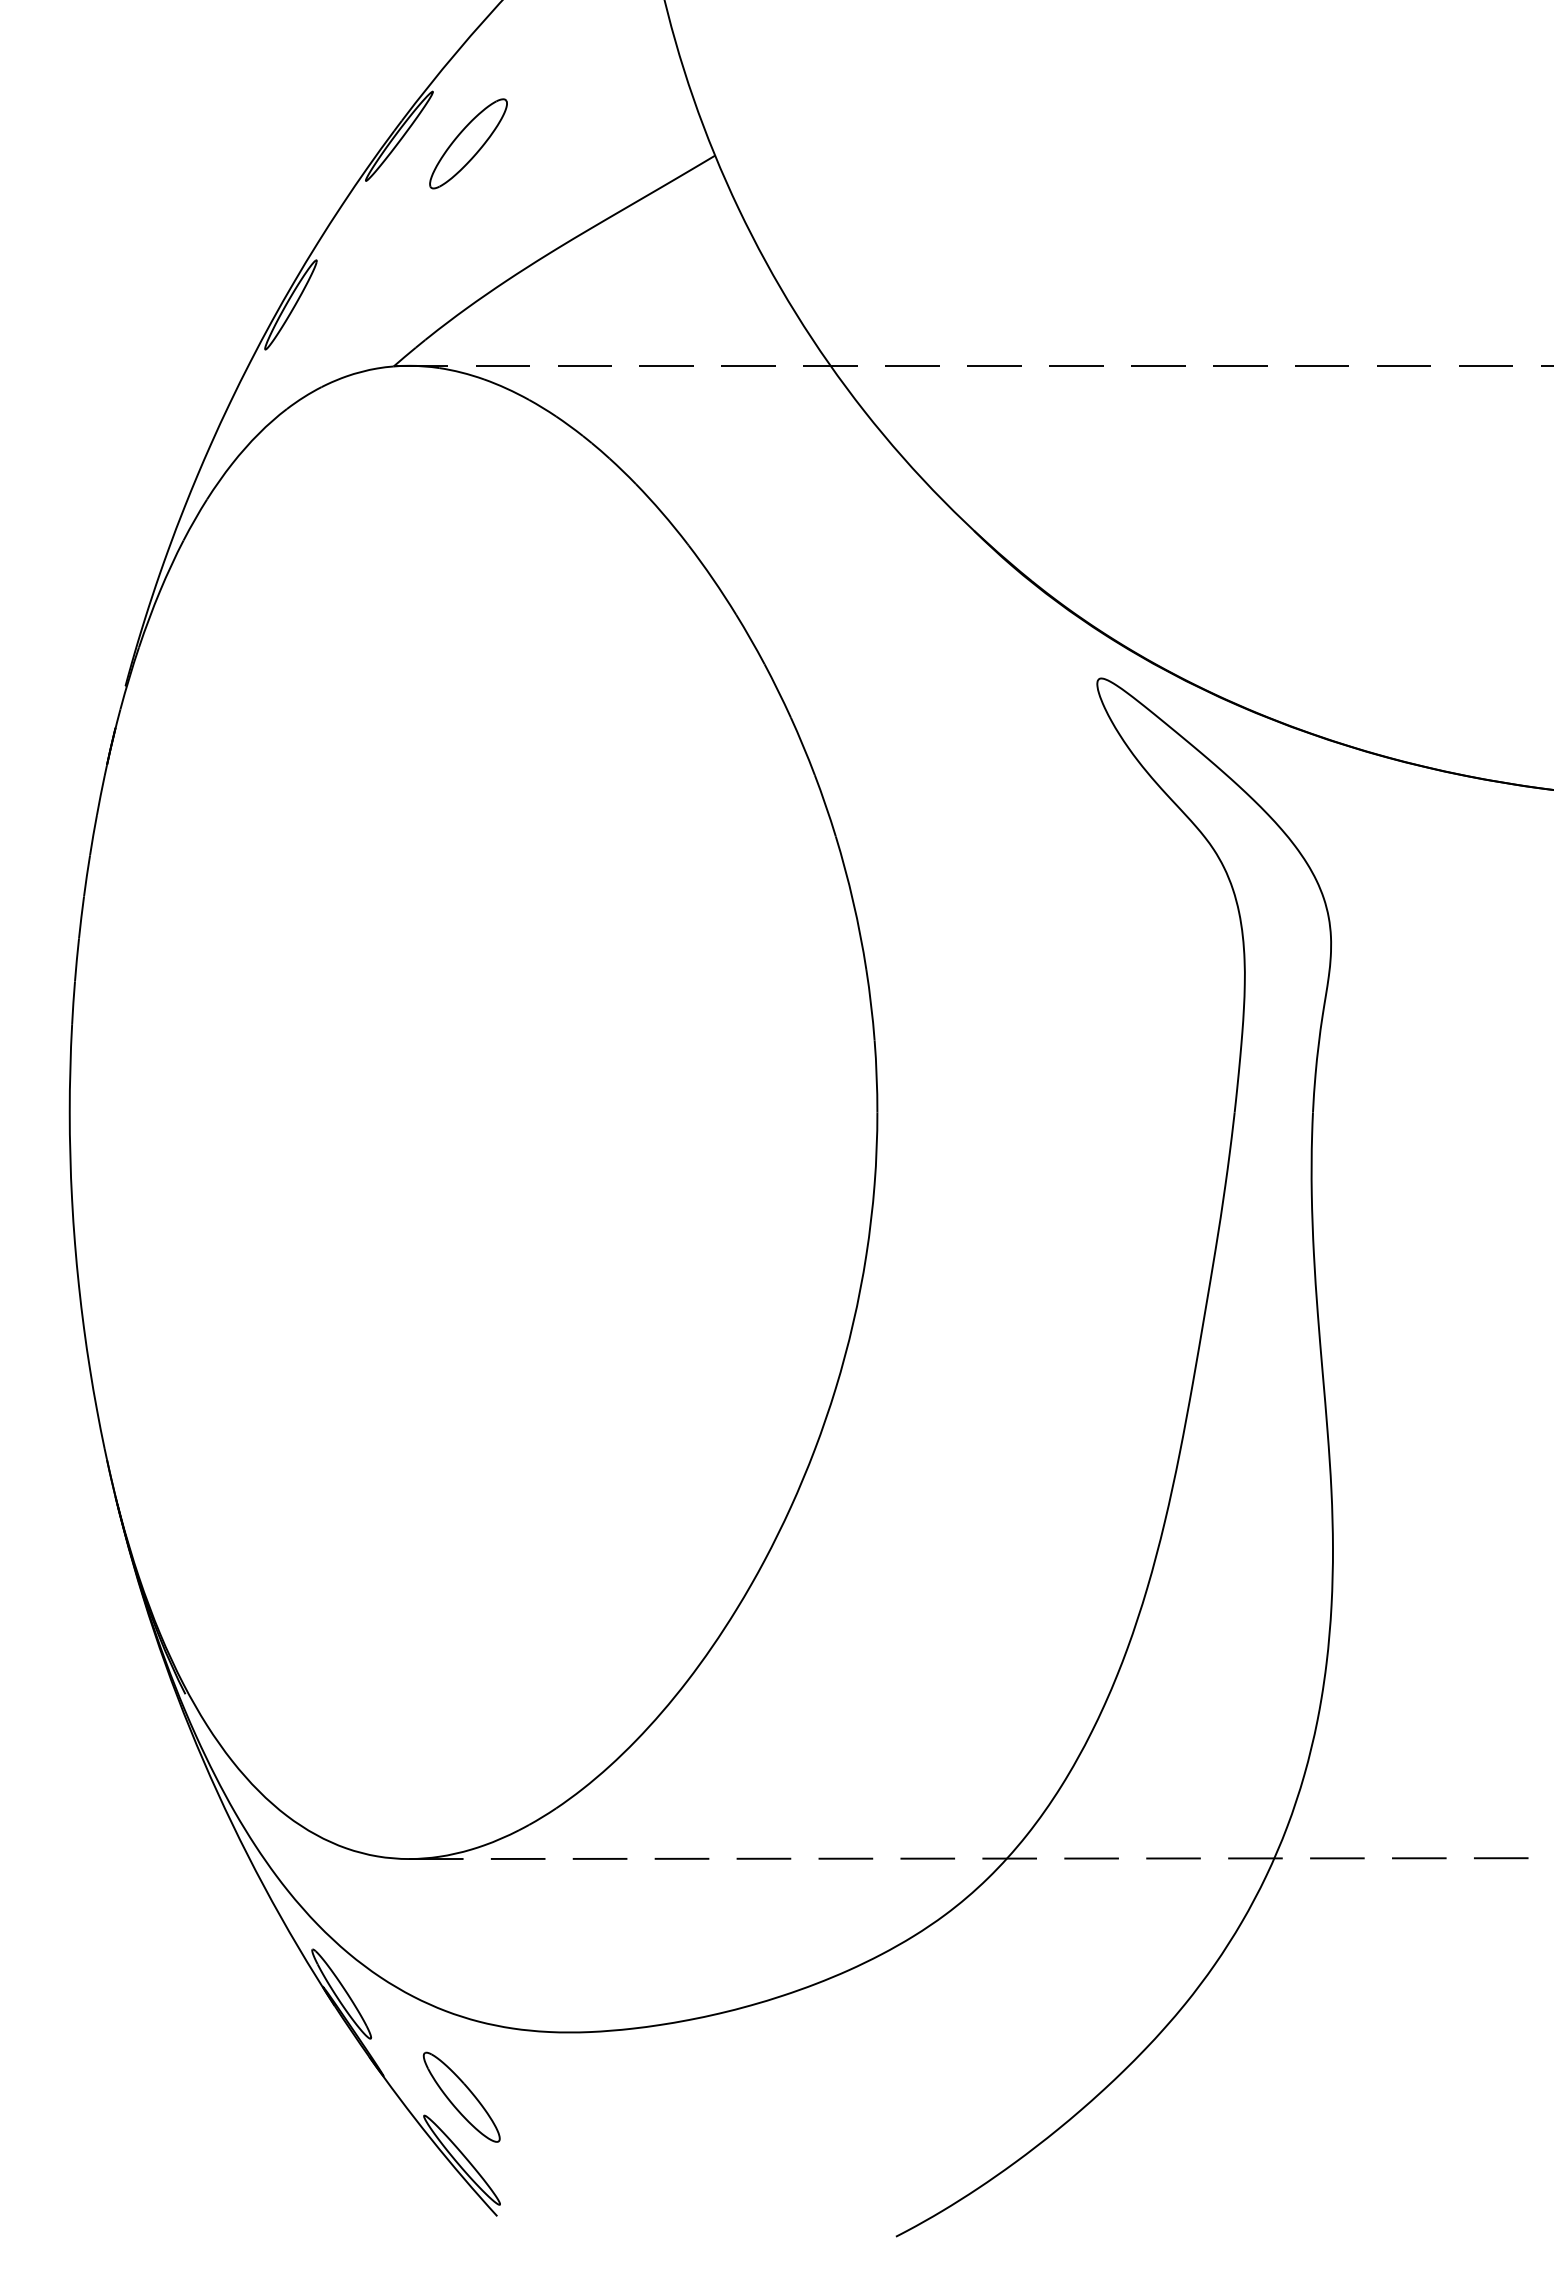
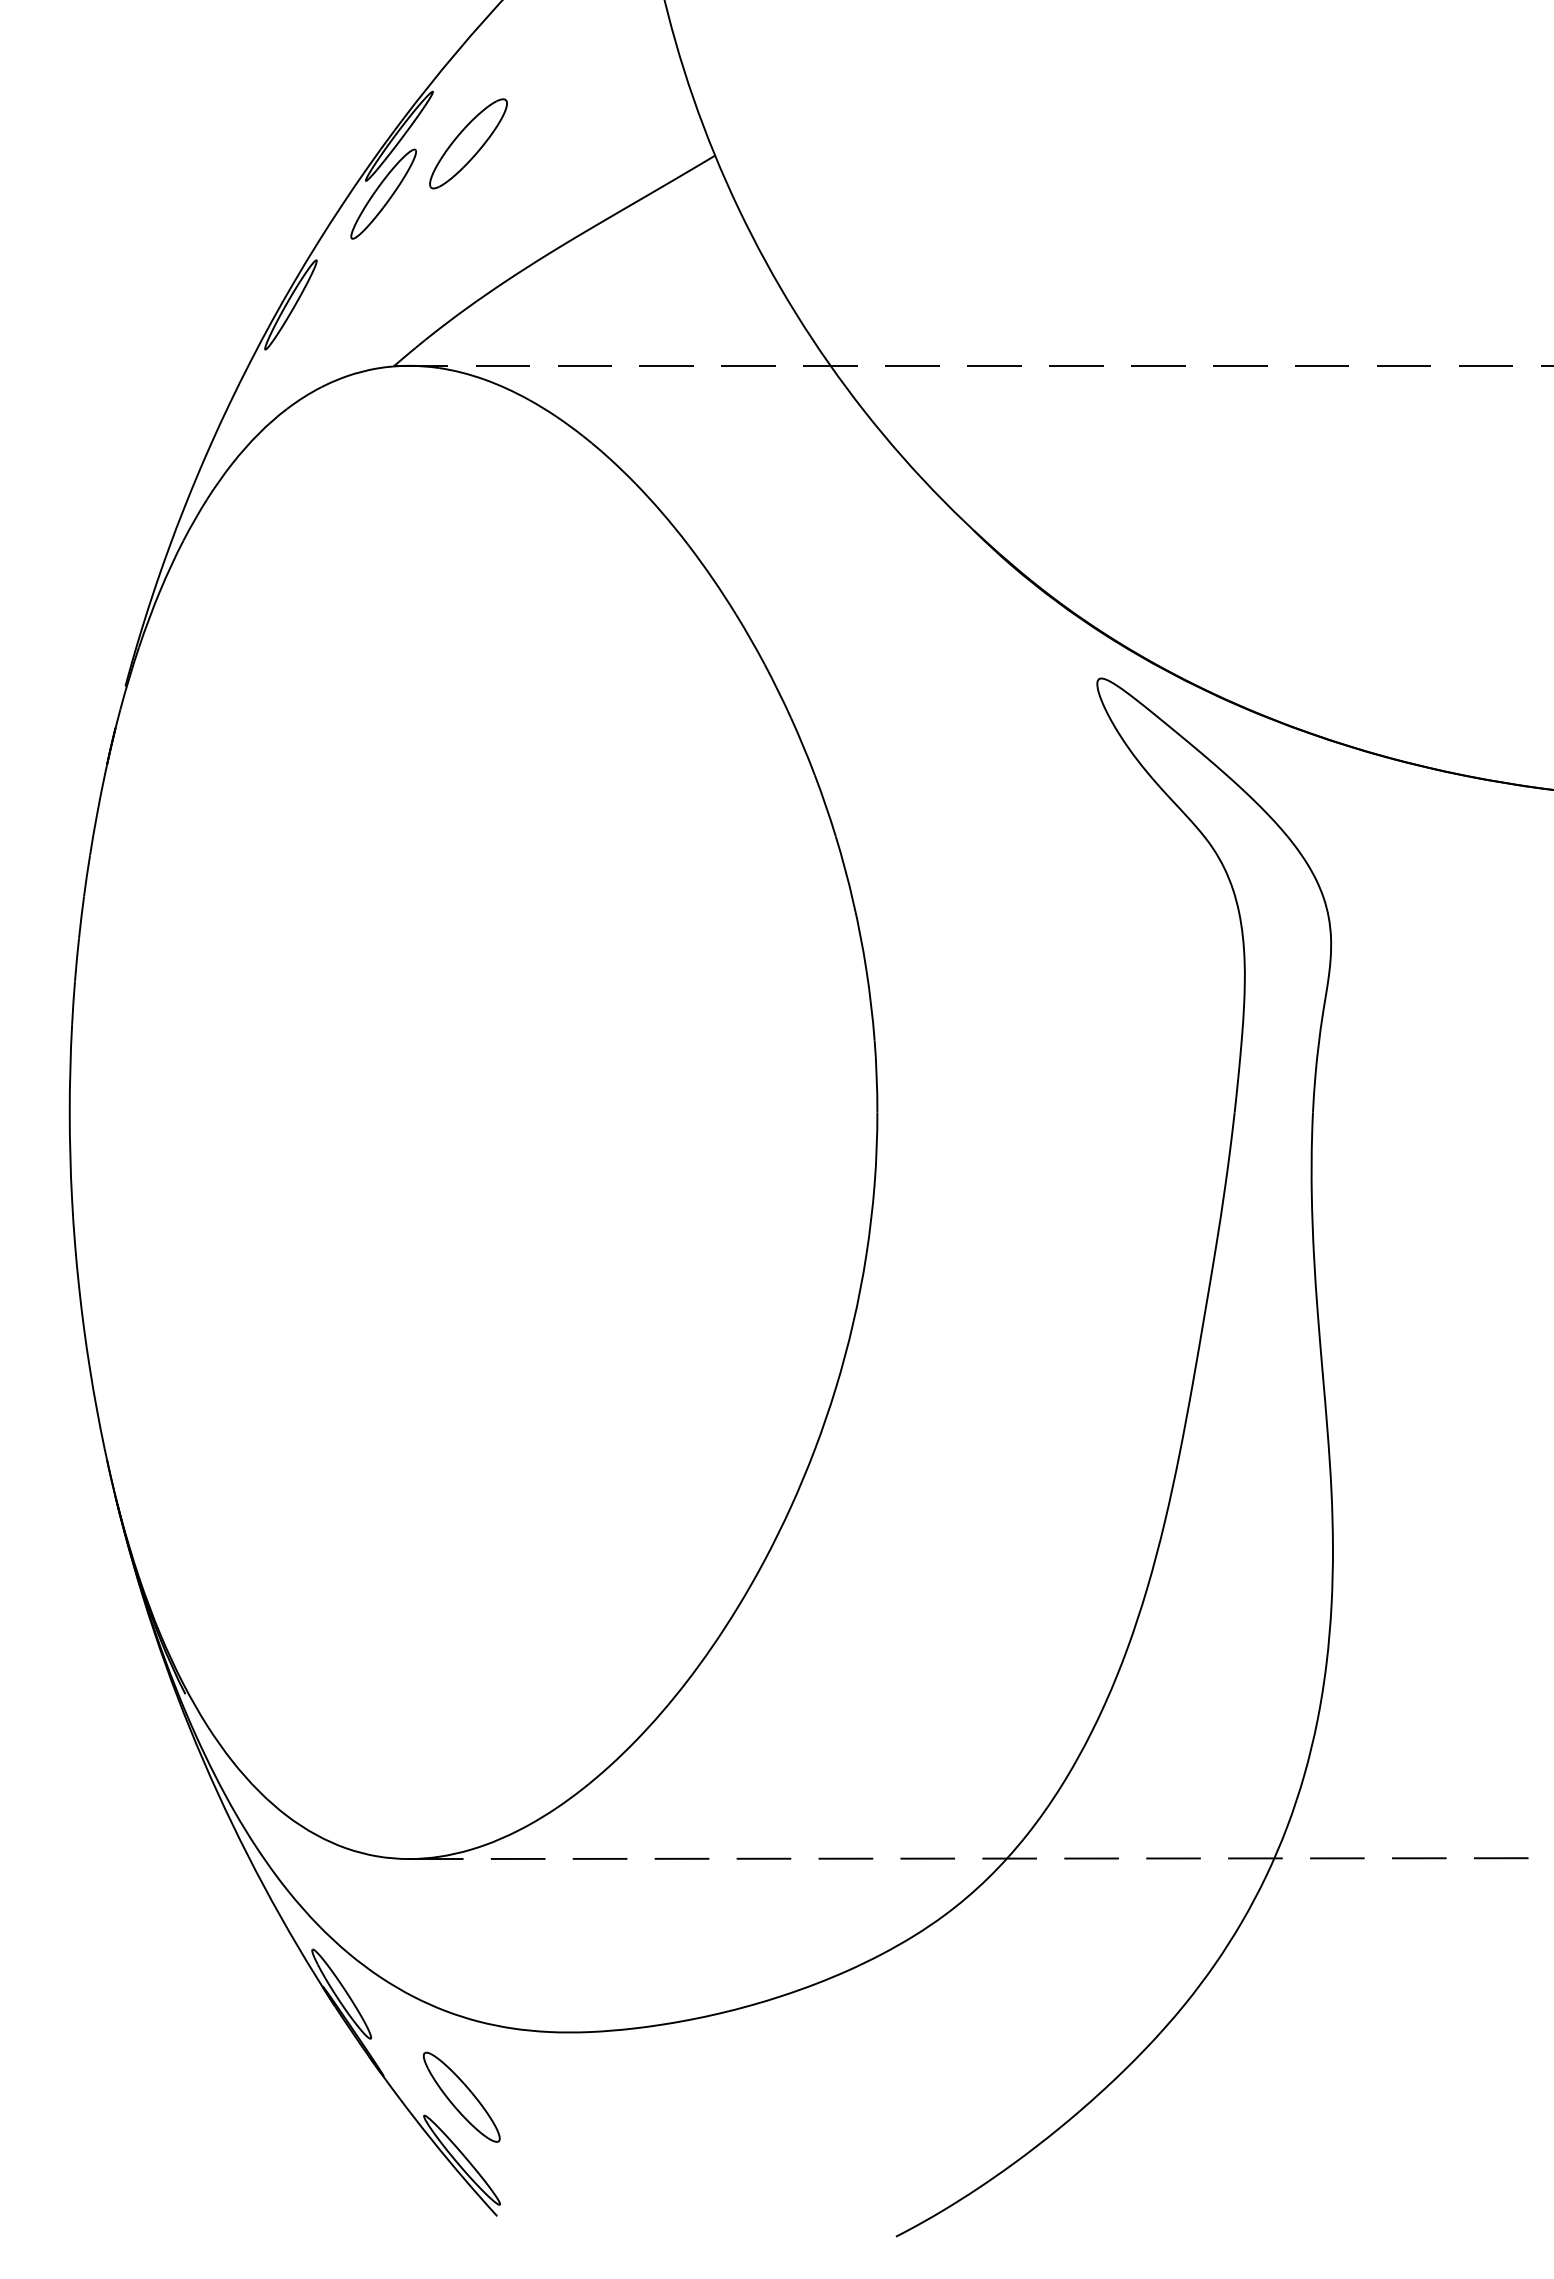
part: none -> present (383, 193)
